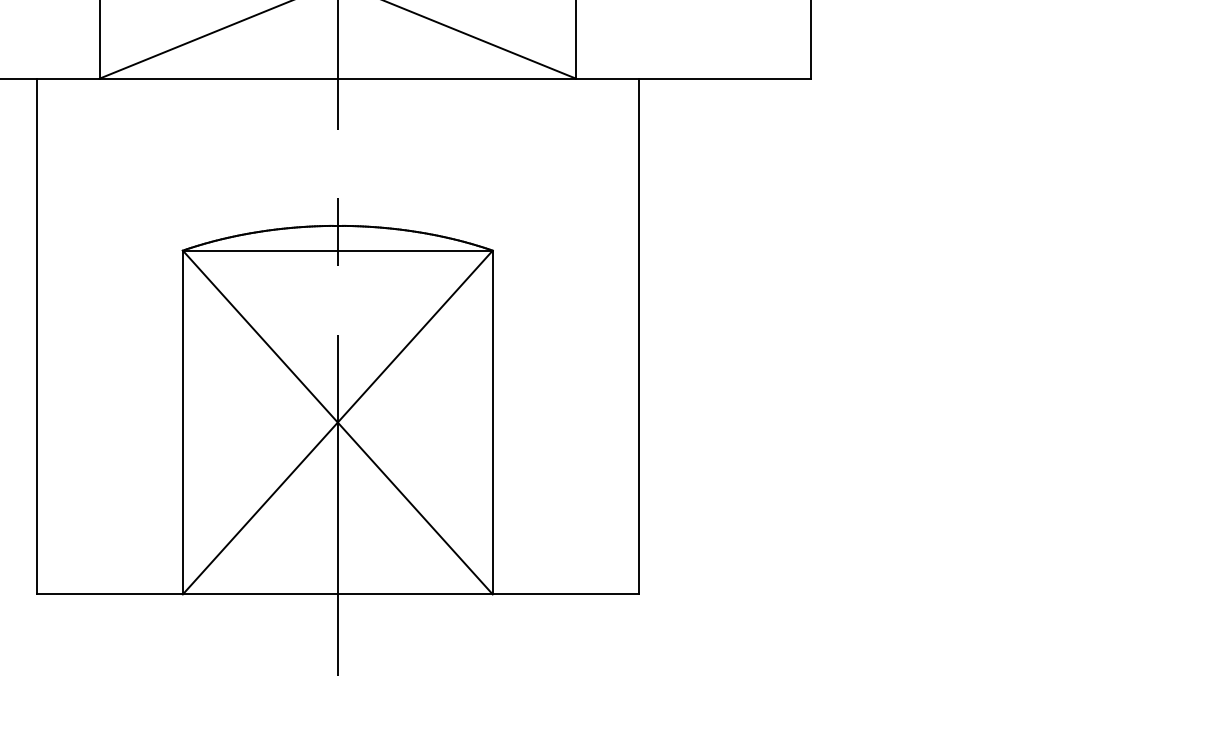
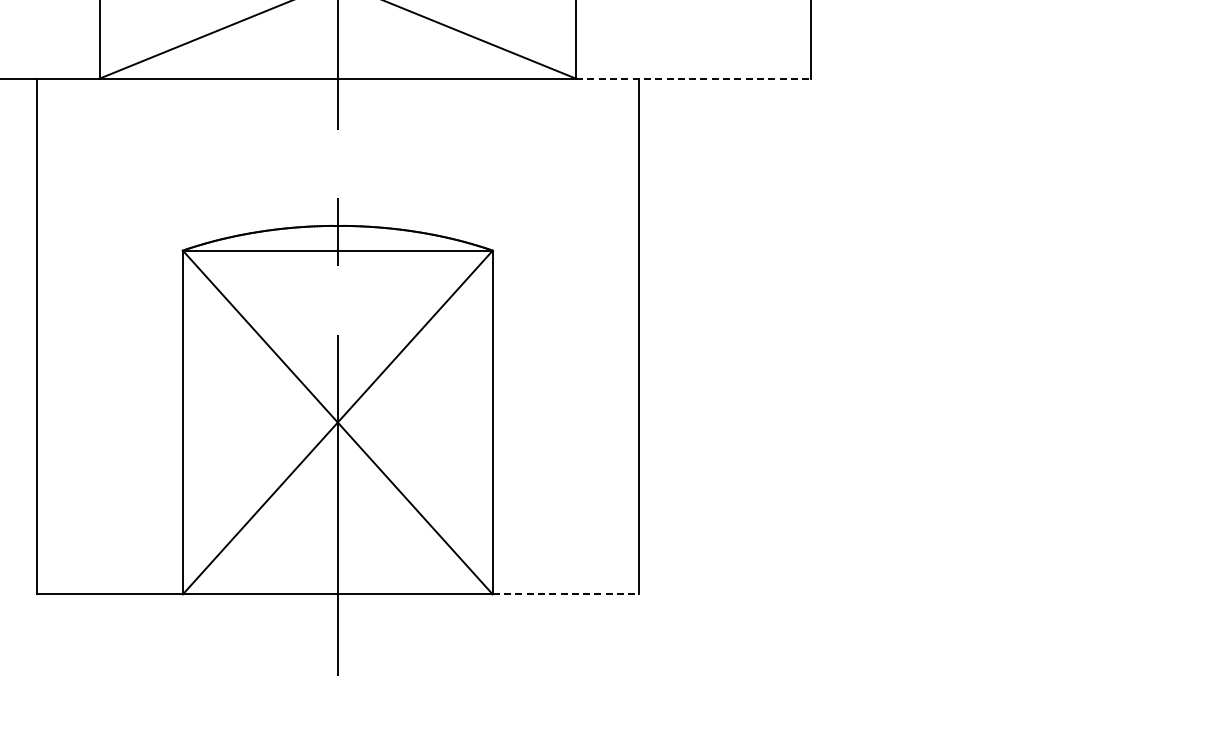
line: solid -> dashed (693, 78)
line: solid -> dashed (565, 594)
